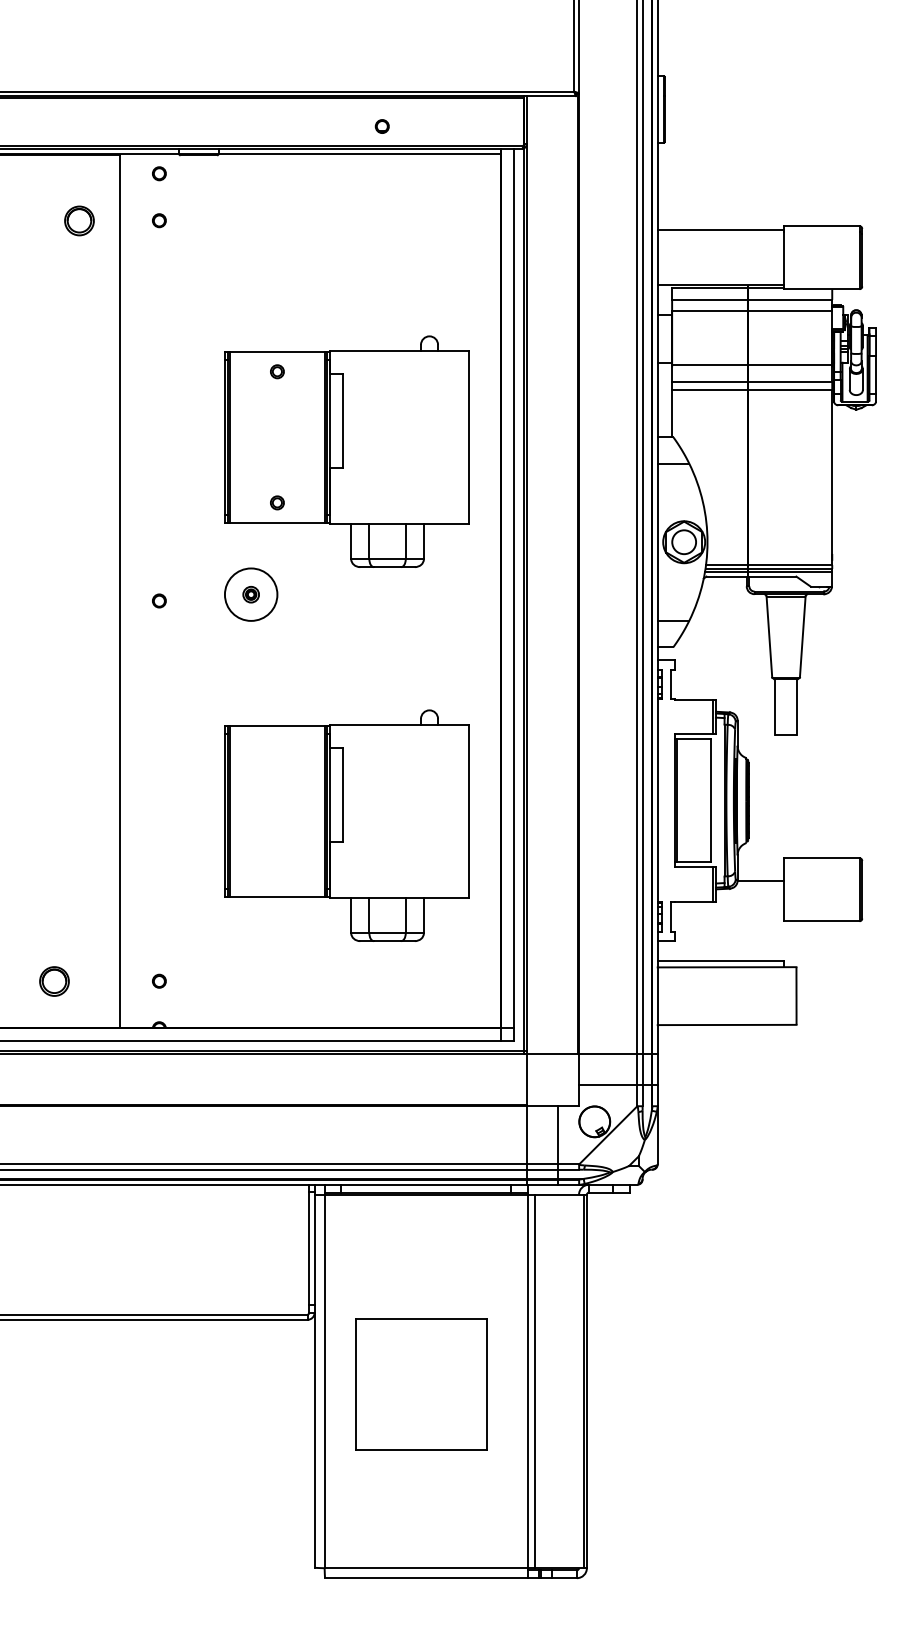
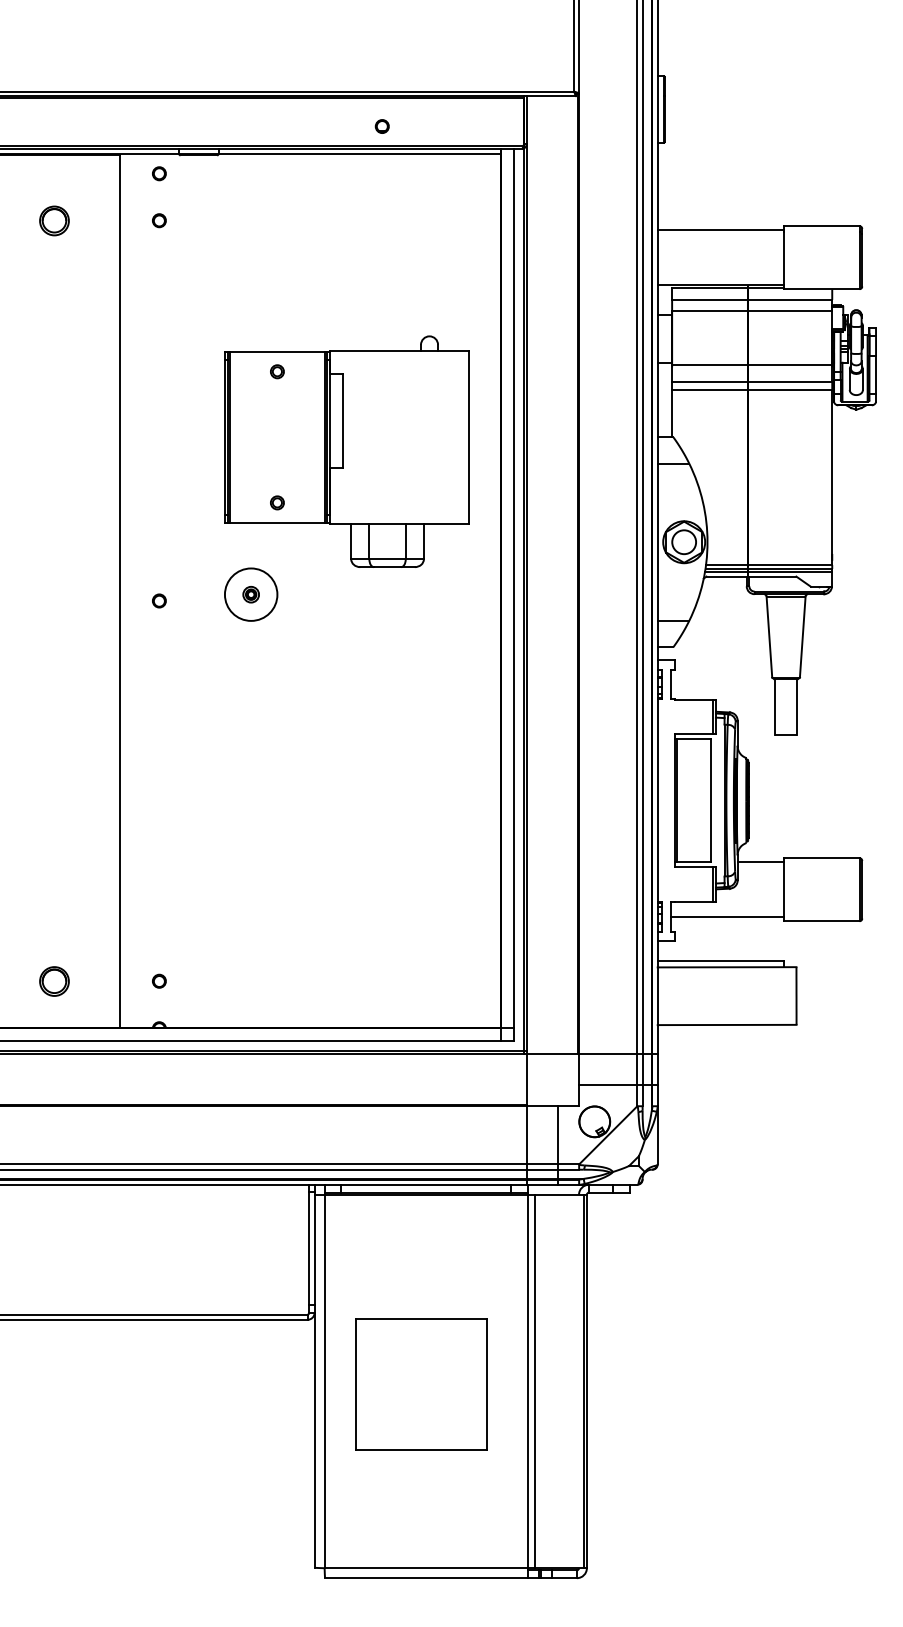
part position: (79, 220) -> (54, 220) (54, 220)
part: present -> none (346, 825)
line position: (760, 881) -> (760, 862) (760, 862)
line: none -> present (726, 917)
